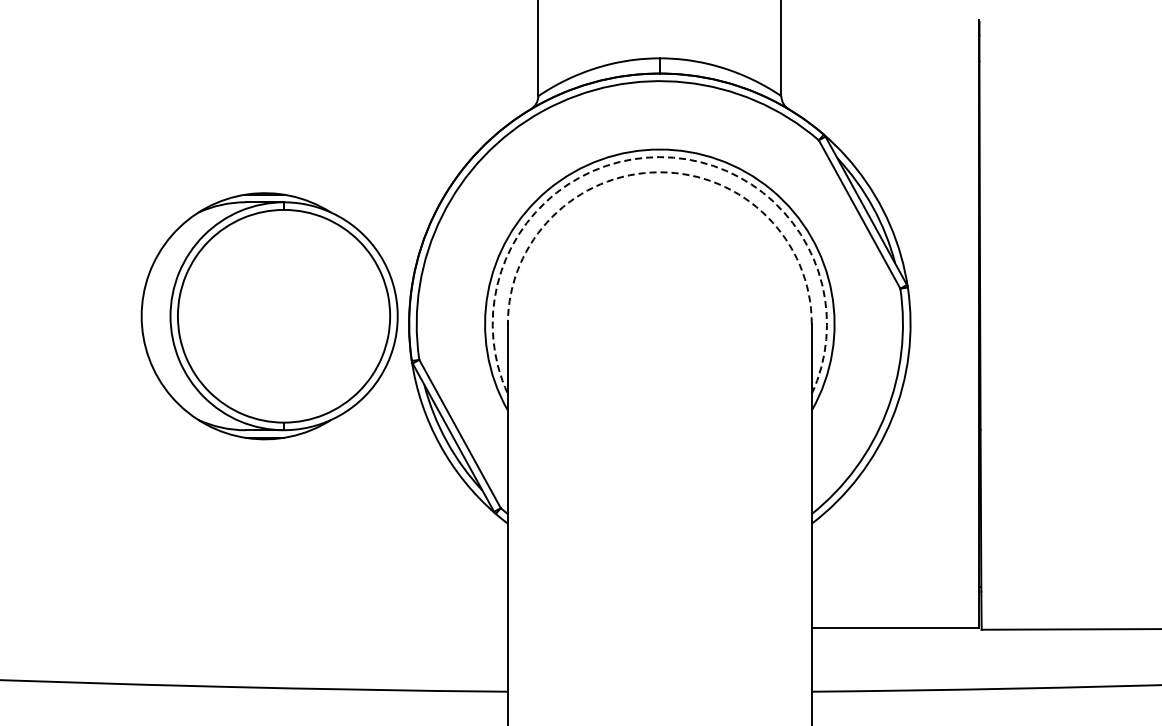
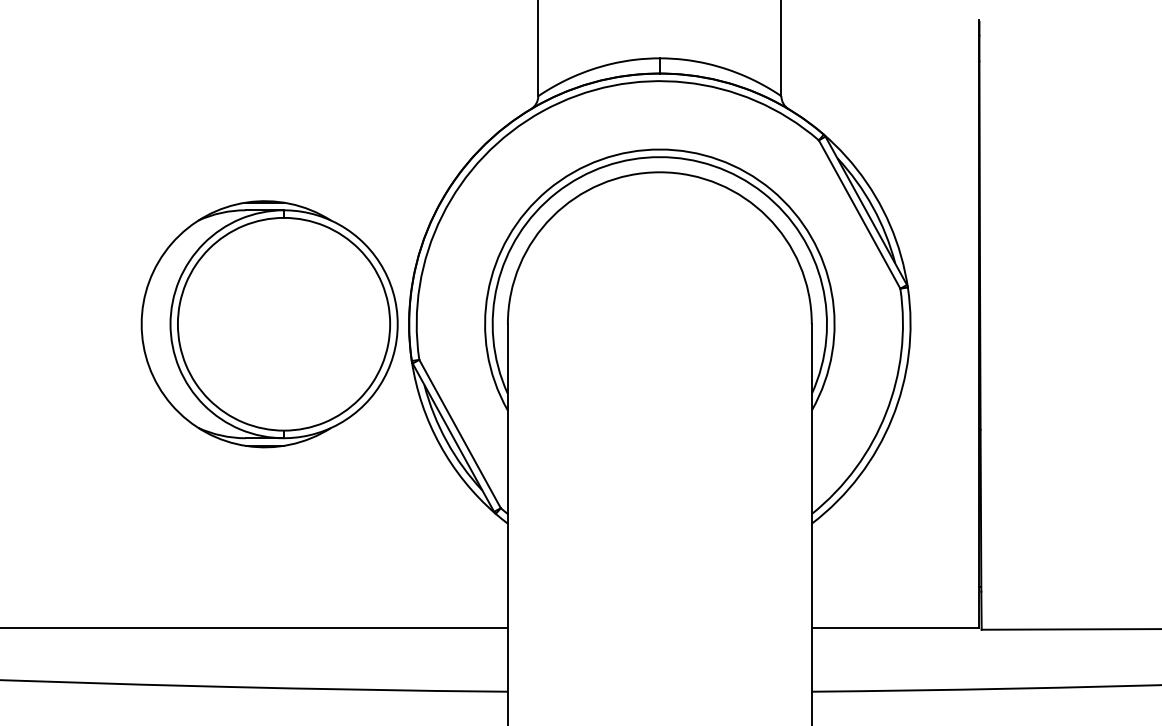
arc: dashed -> solid (659, 157)
arc: dashed -> solid (659, 172)
part position: (269, 316) -> (269, 324) (269, 324)
line: none -> present (254, 628)
